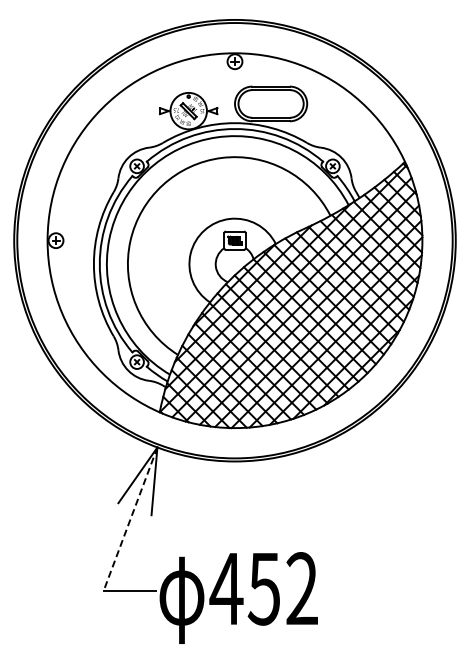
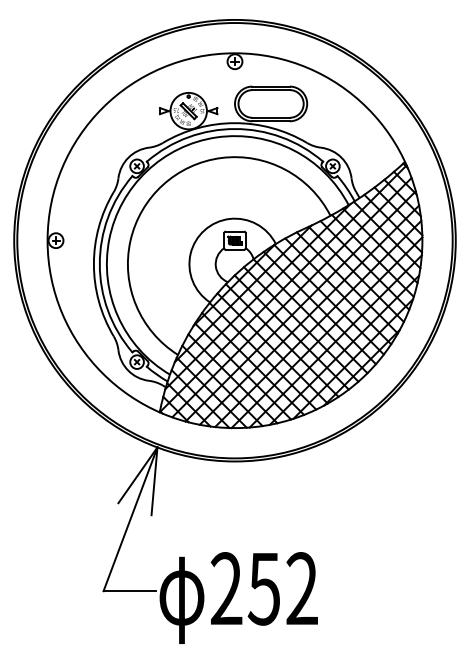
line: dashed -> solid (130, 519)
text: 452 -> 252 (226, 588)
